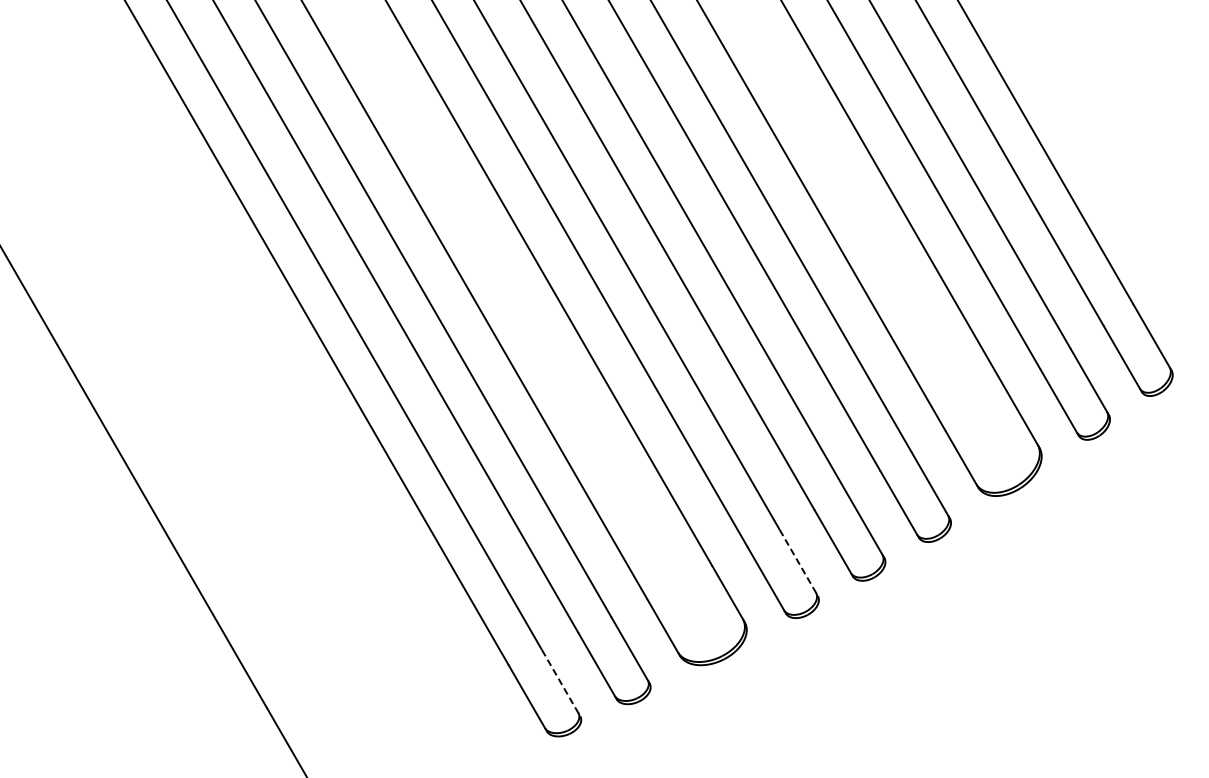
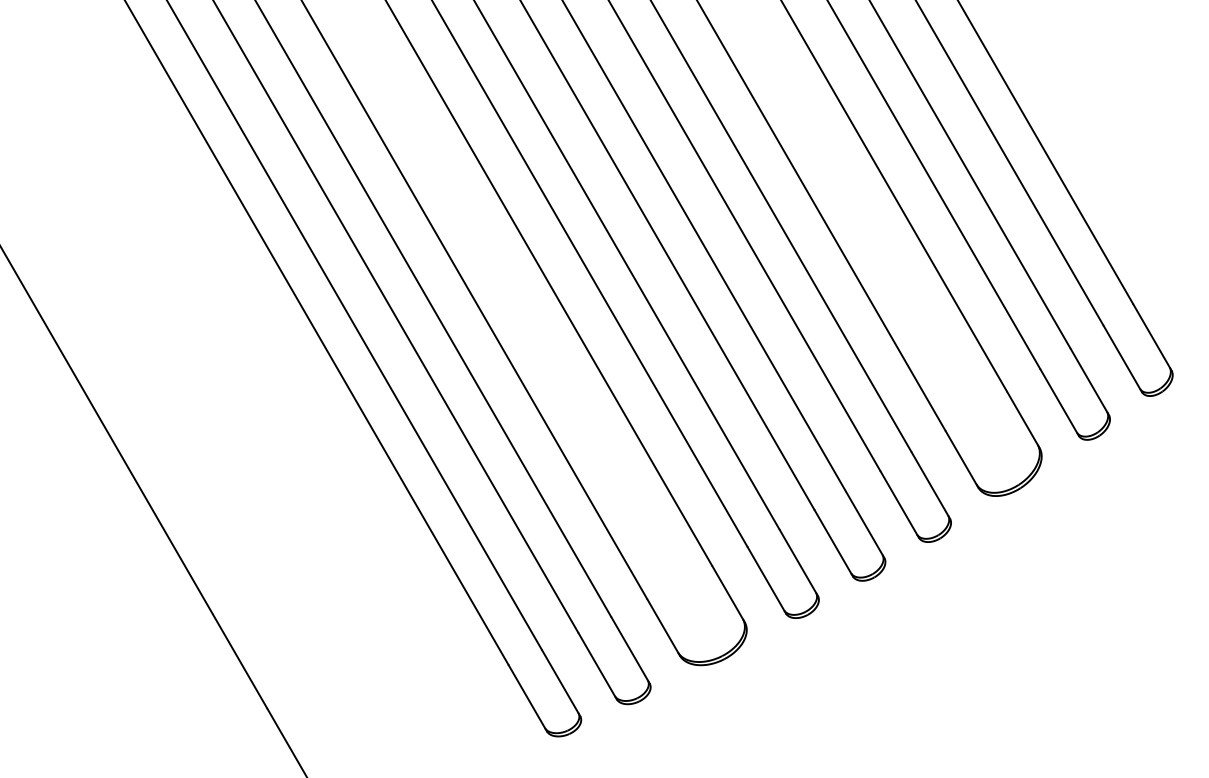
line: dashed -> solid (799, 563)
line: dashed -> solid (561, 683)
